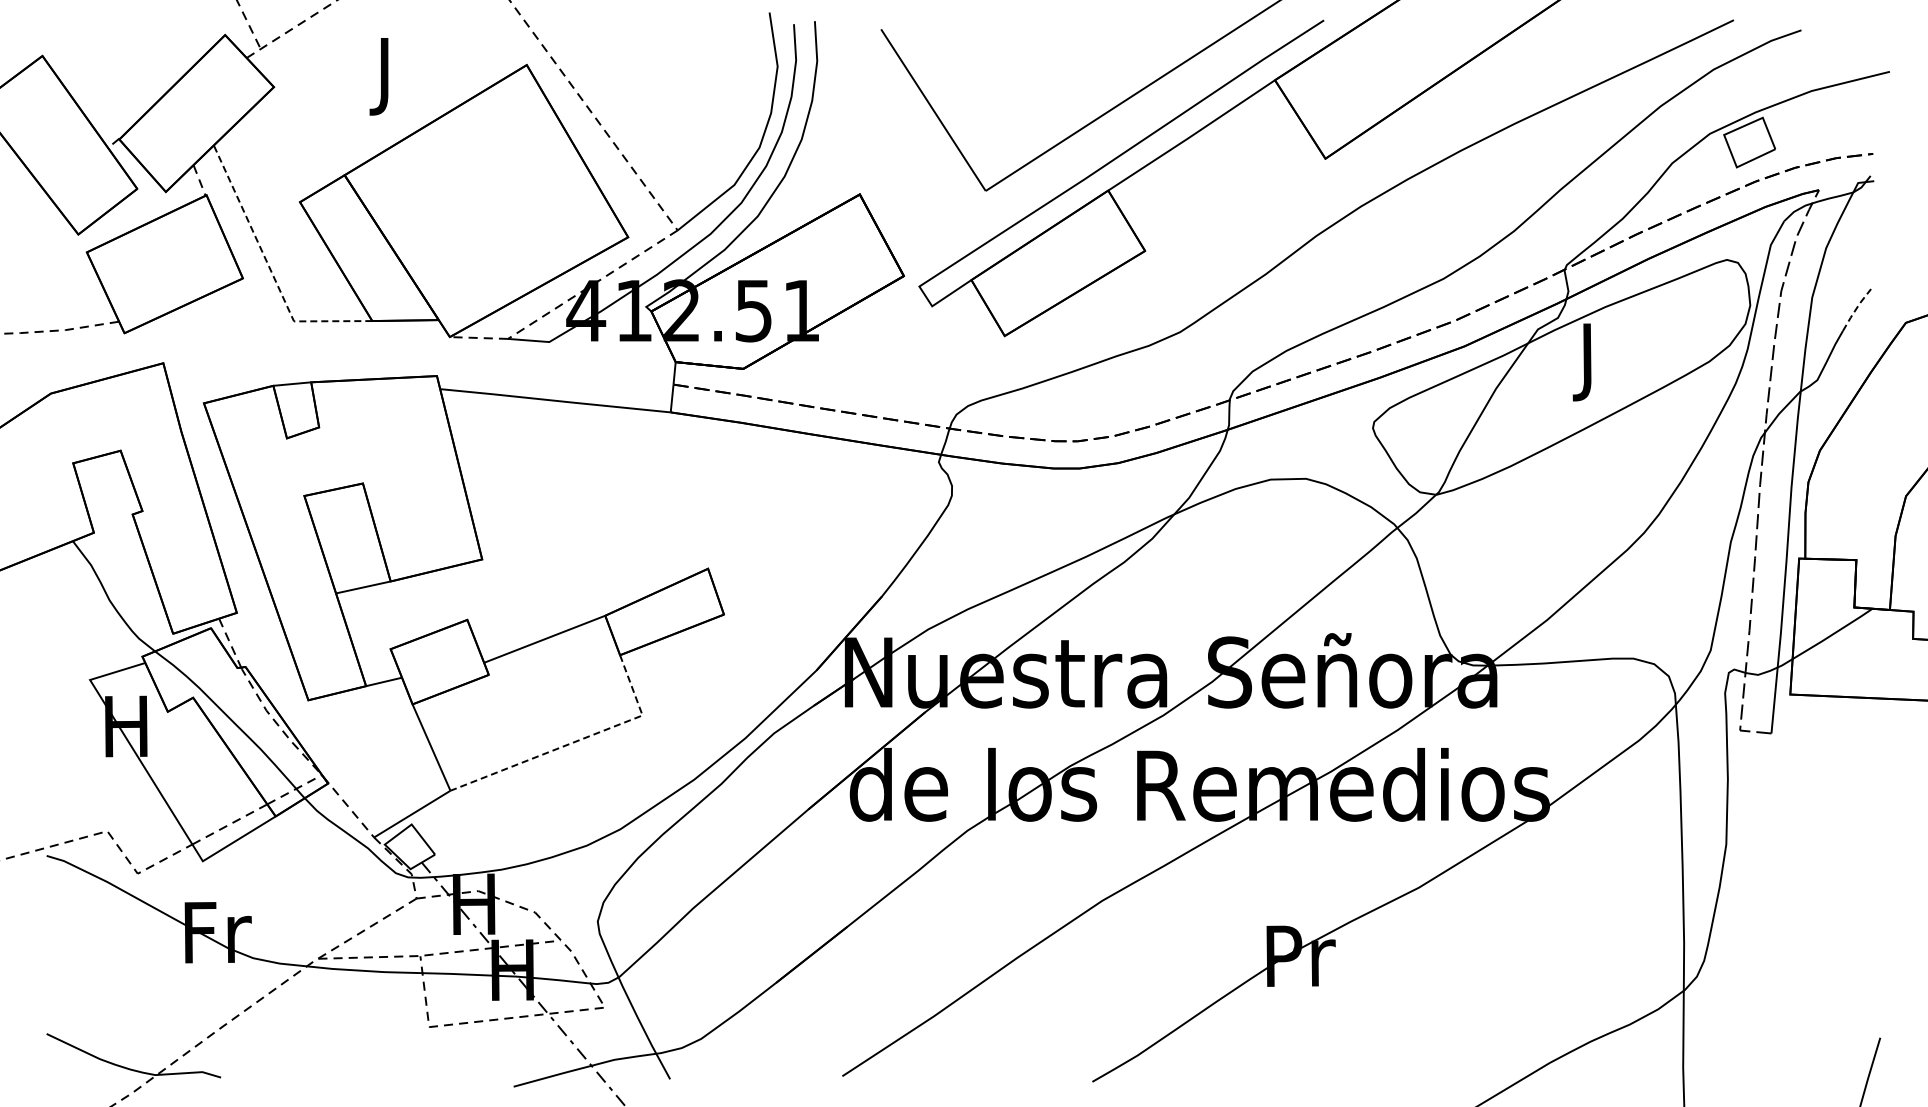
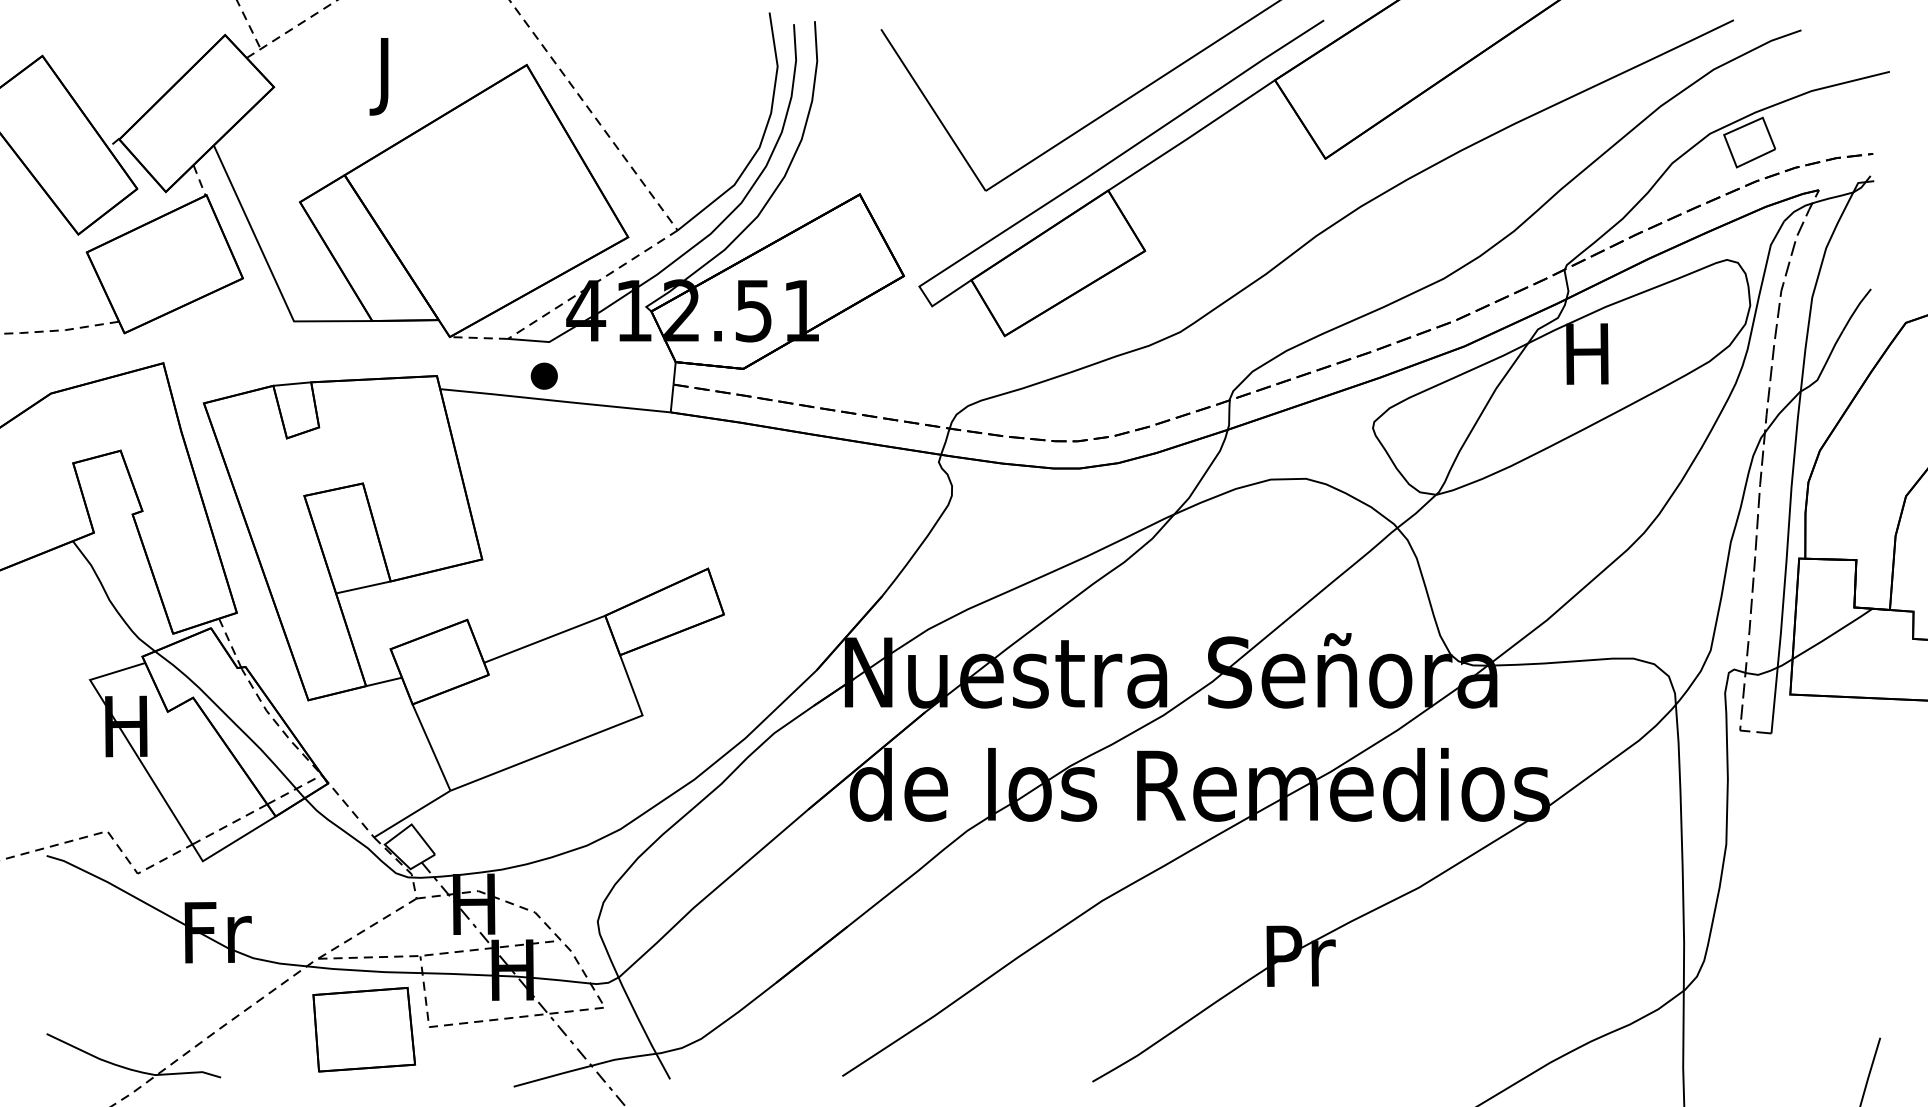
line: dashed -> solid (270, 269)
line: dashed -> solid (1855, 309)
text: J -> H (1587, 362)
part: none -> present (543, 375)
line: dashed -> solid (576, 741)
part: none -> present (363, 1029)
